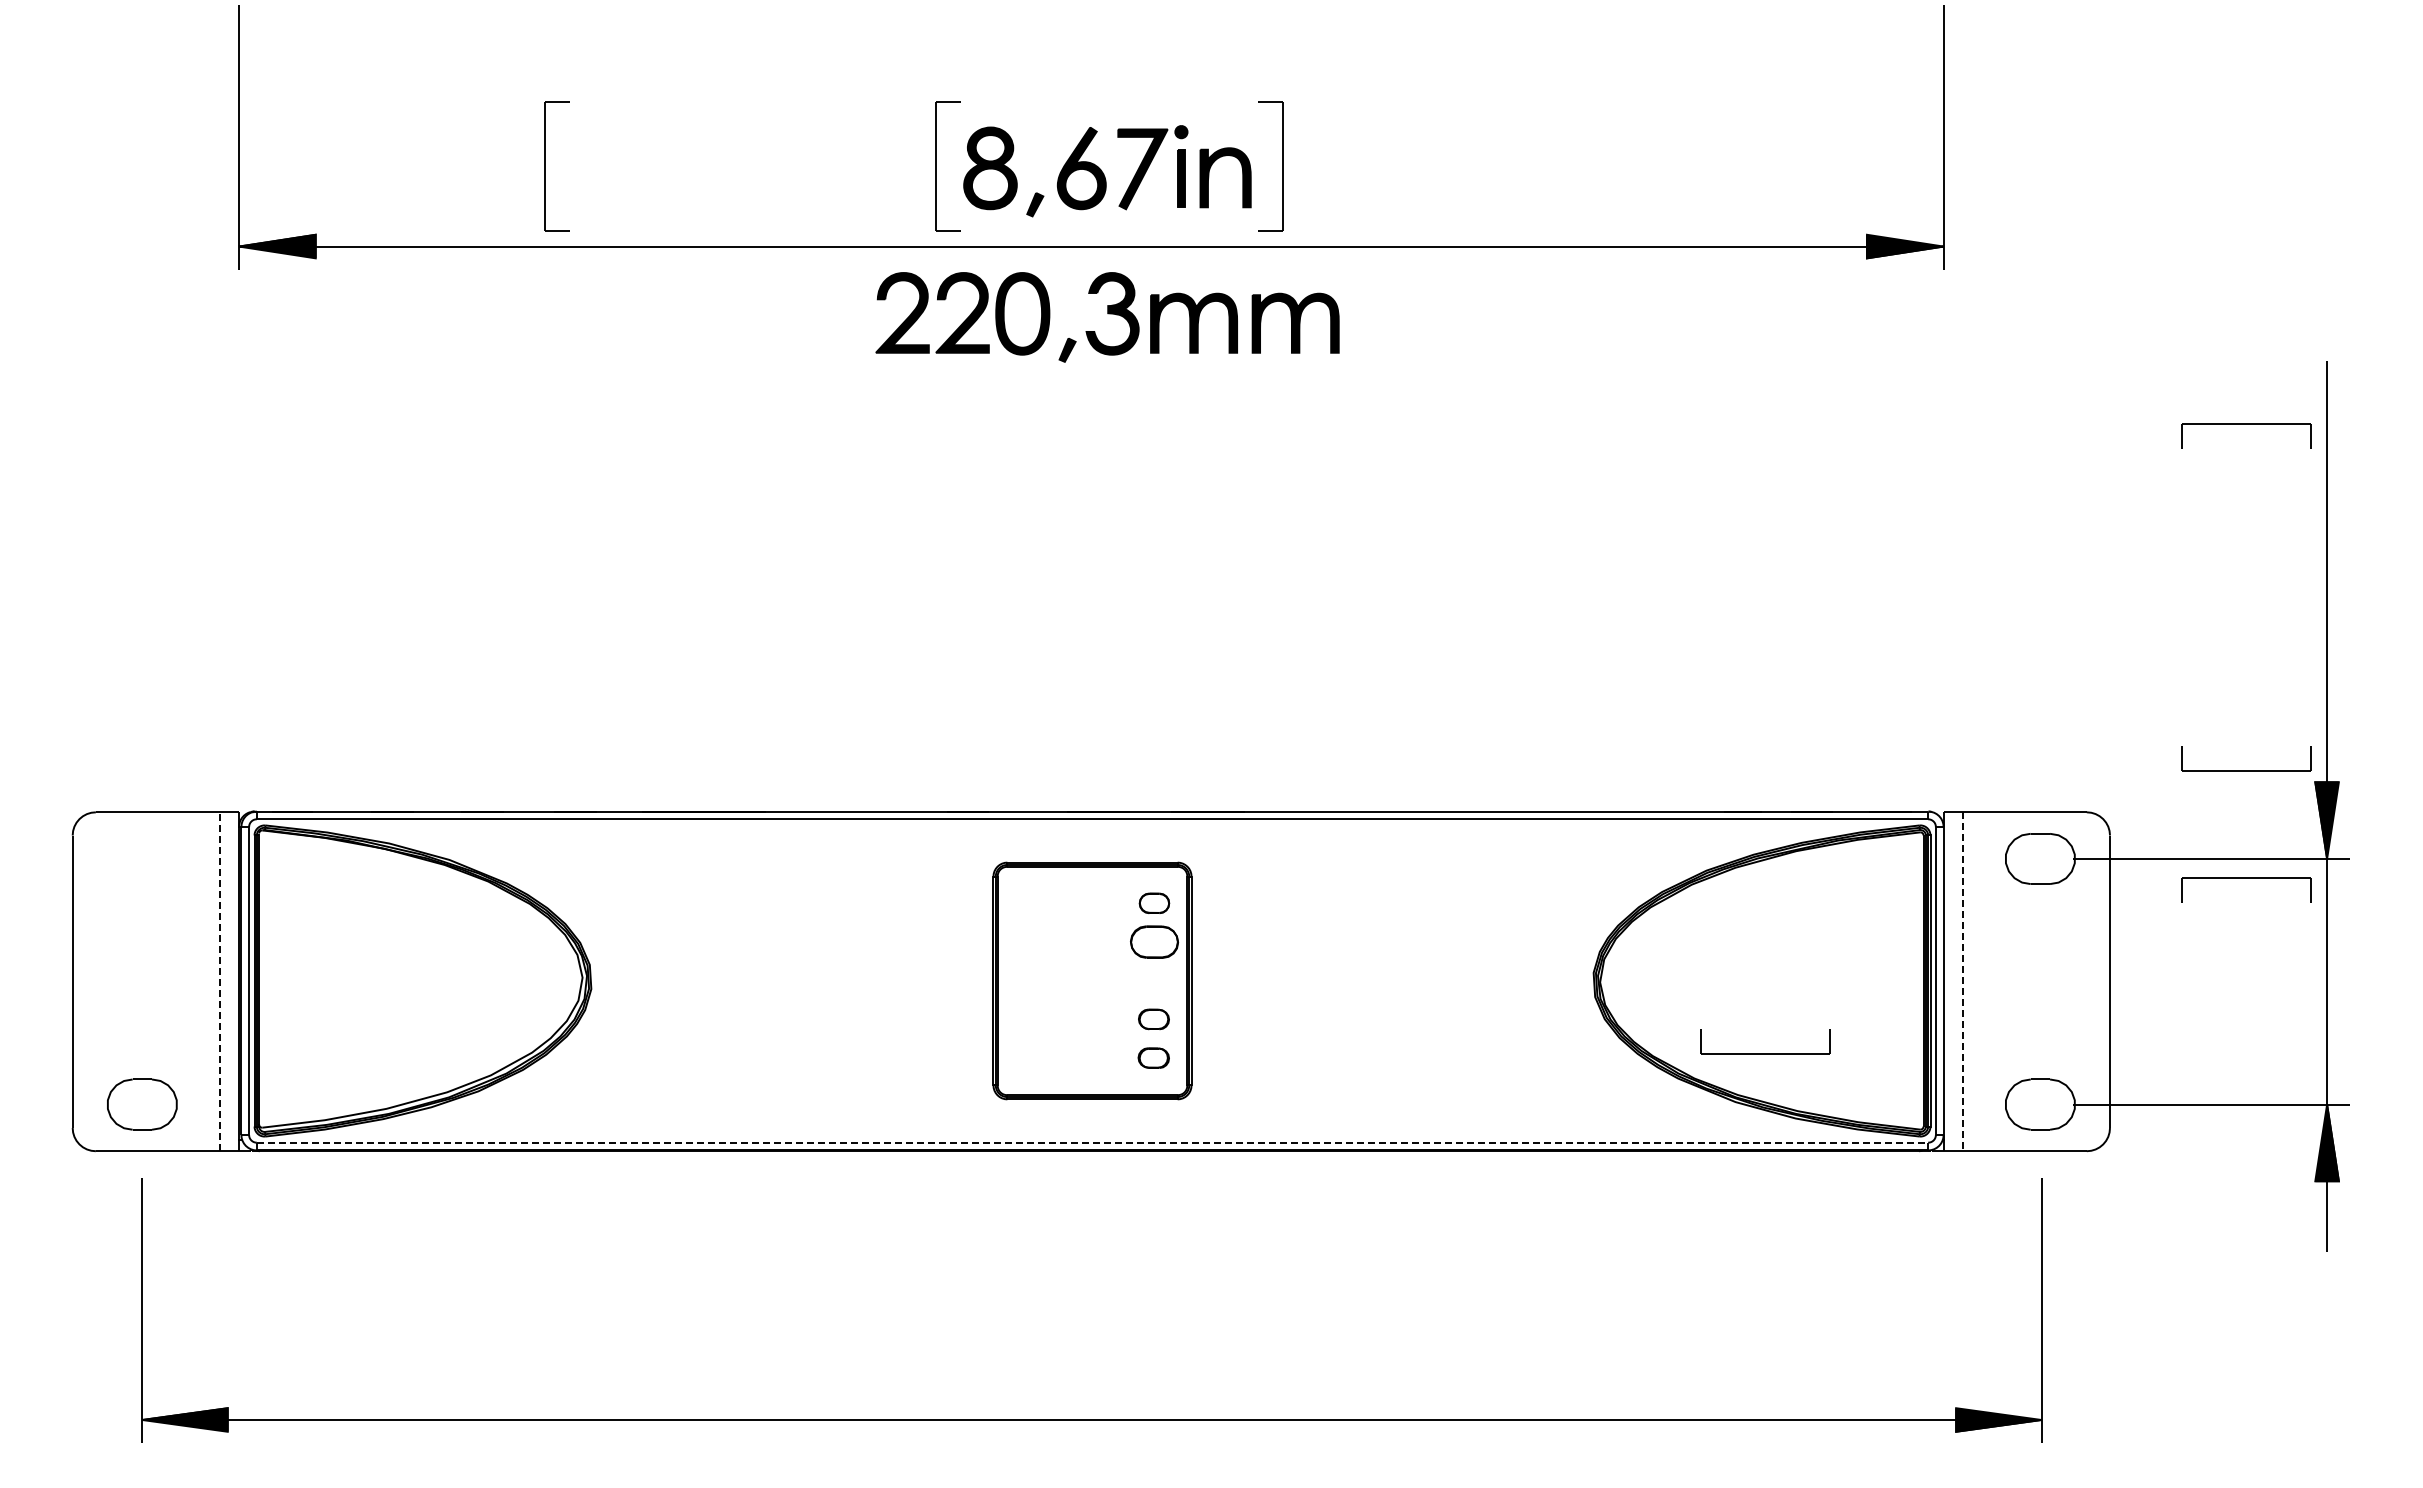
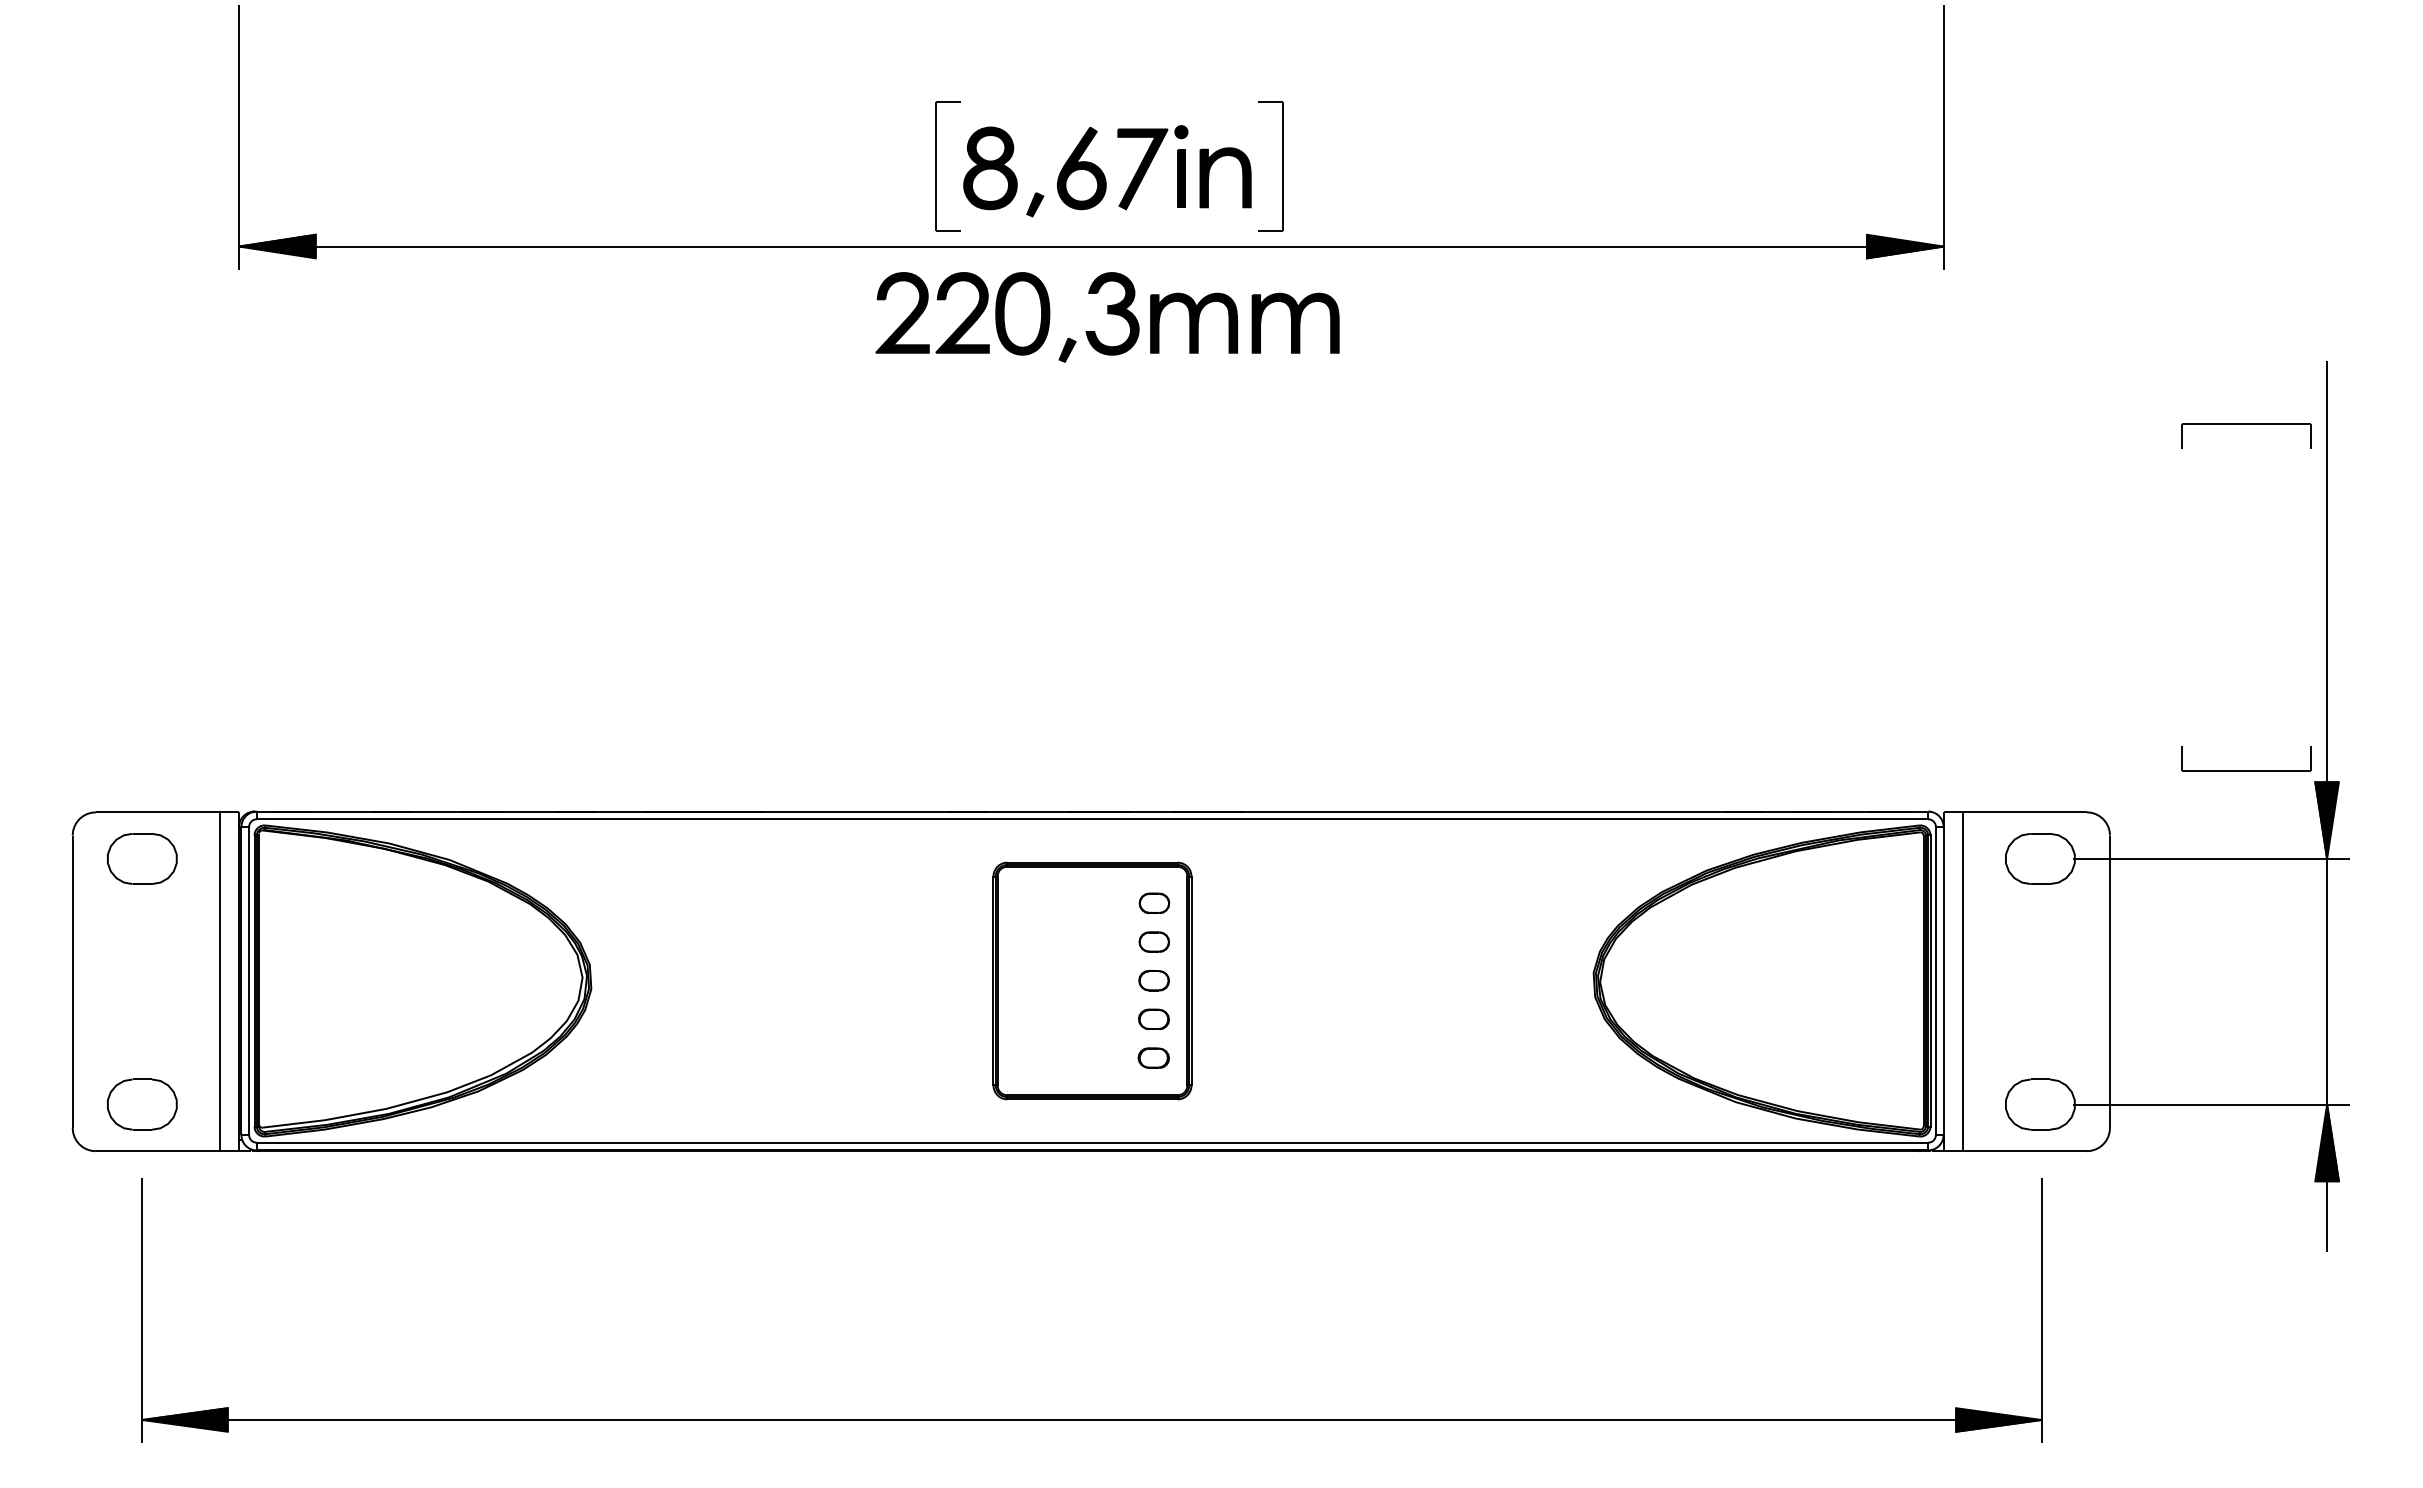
part: present -> none (545, 166)
part: none -> present (142, 858)
part: present -> none (2246, 878)
part size: 49x34 px -> 32x22 px (1153, 941)
part: none -> present (1153, 980)
line: dashed -> solid (219, 981)
line: dashed -> solid (1962, 982)
part: present -> none (1765, 1053)
line: dashed -> solid (1092, 1142)
